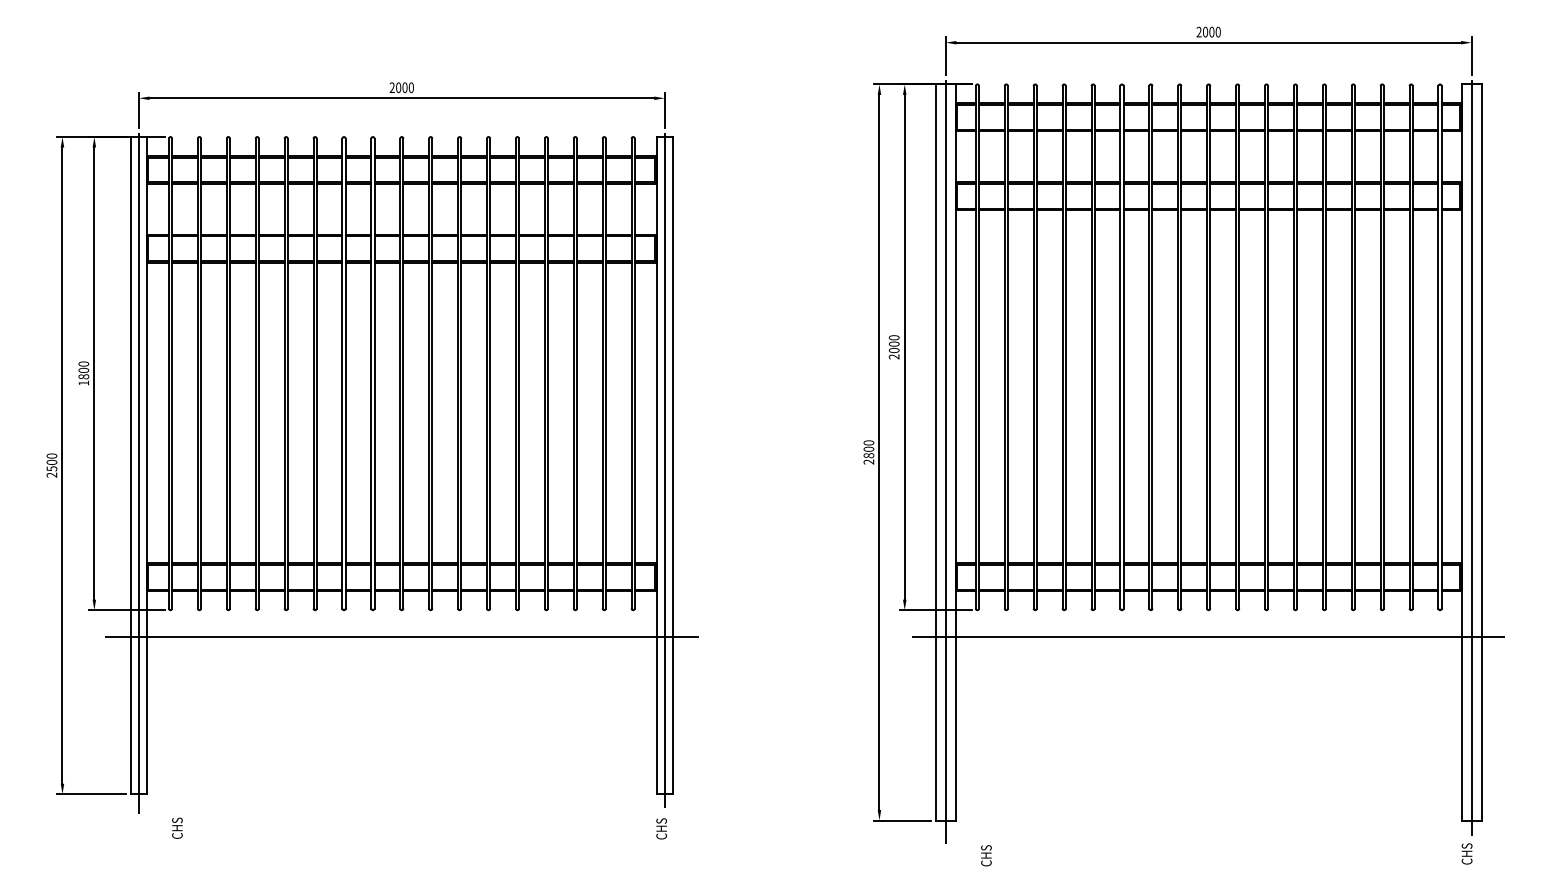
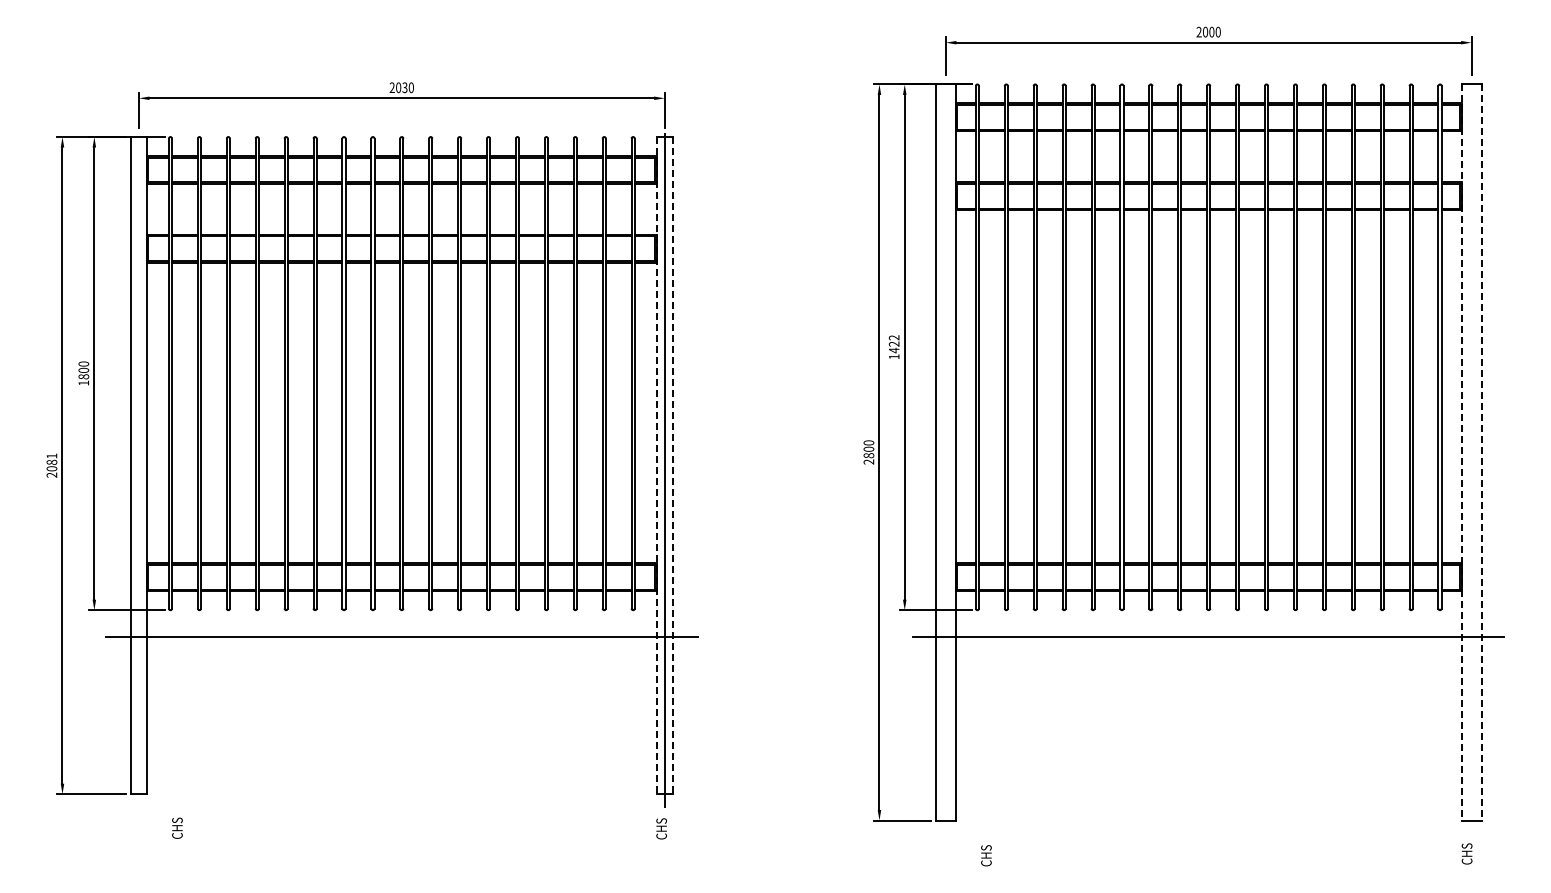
text: 2000 -> 2030 (404, 87)
text: 2000 -> 1422 (893, 347)
line: solid -> dashed (1461, 452)
line: solid -> dashed (1481, 452)
line: present -> none (1471, 458)
line: present -> none (945, 461)
text: 2500 -> 2081 (51, 462)
line: solid -> dashed (656, 465)
line: solid -> dashed (672, 465)
line: present -> none (138, 473)
